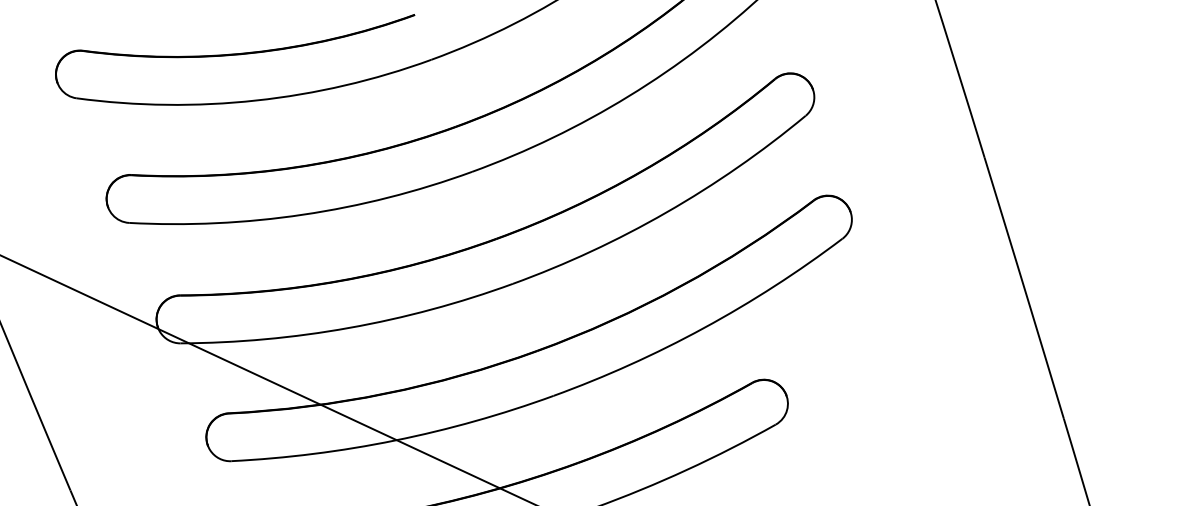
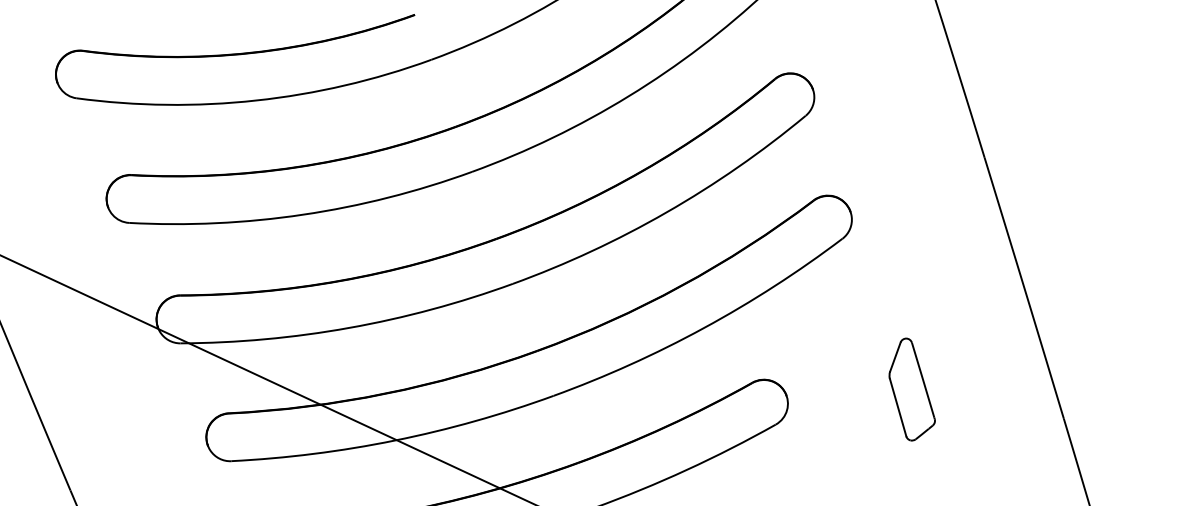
part: none -> present (911, 389)
